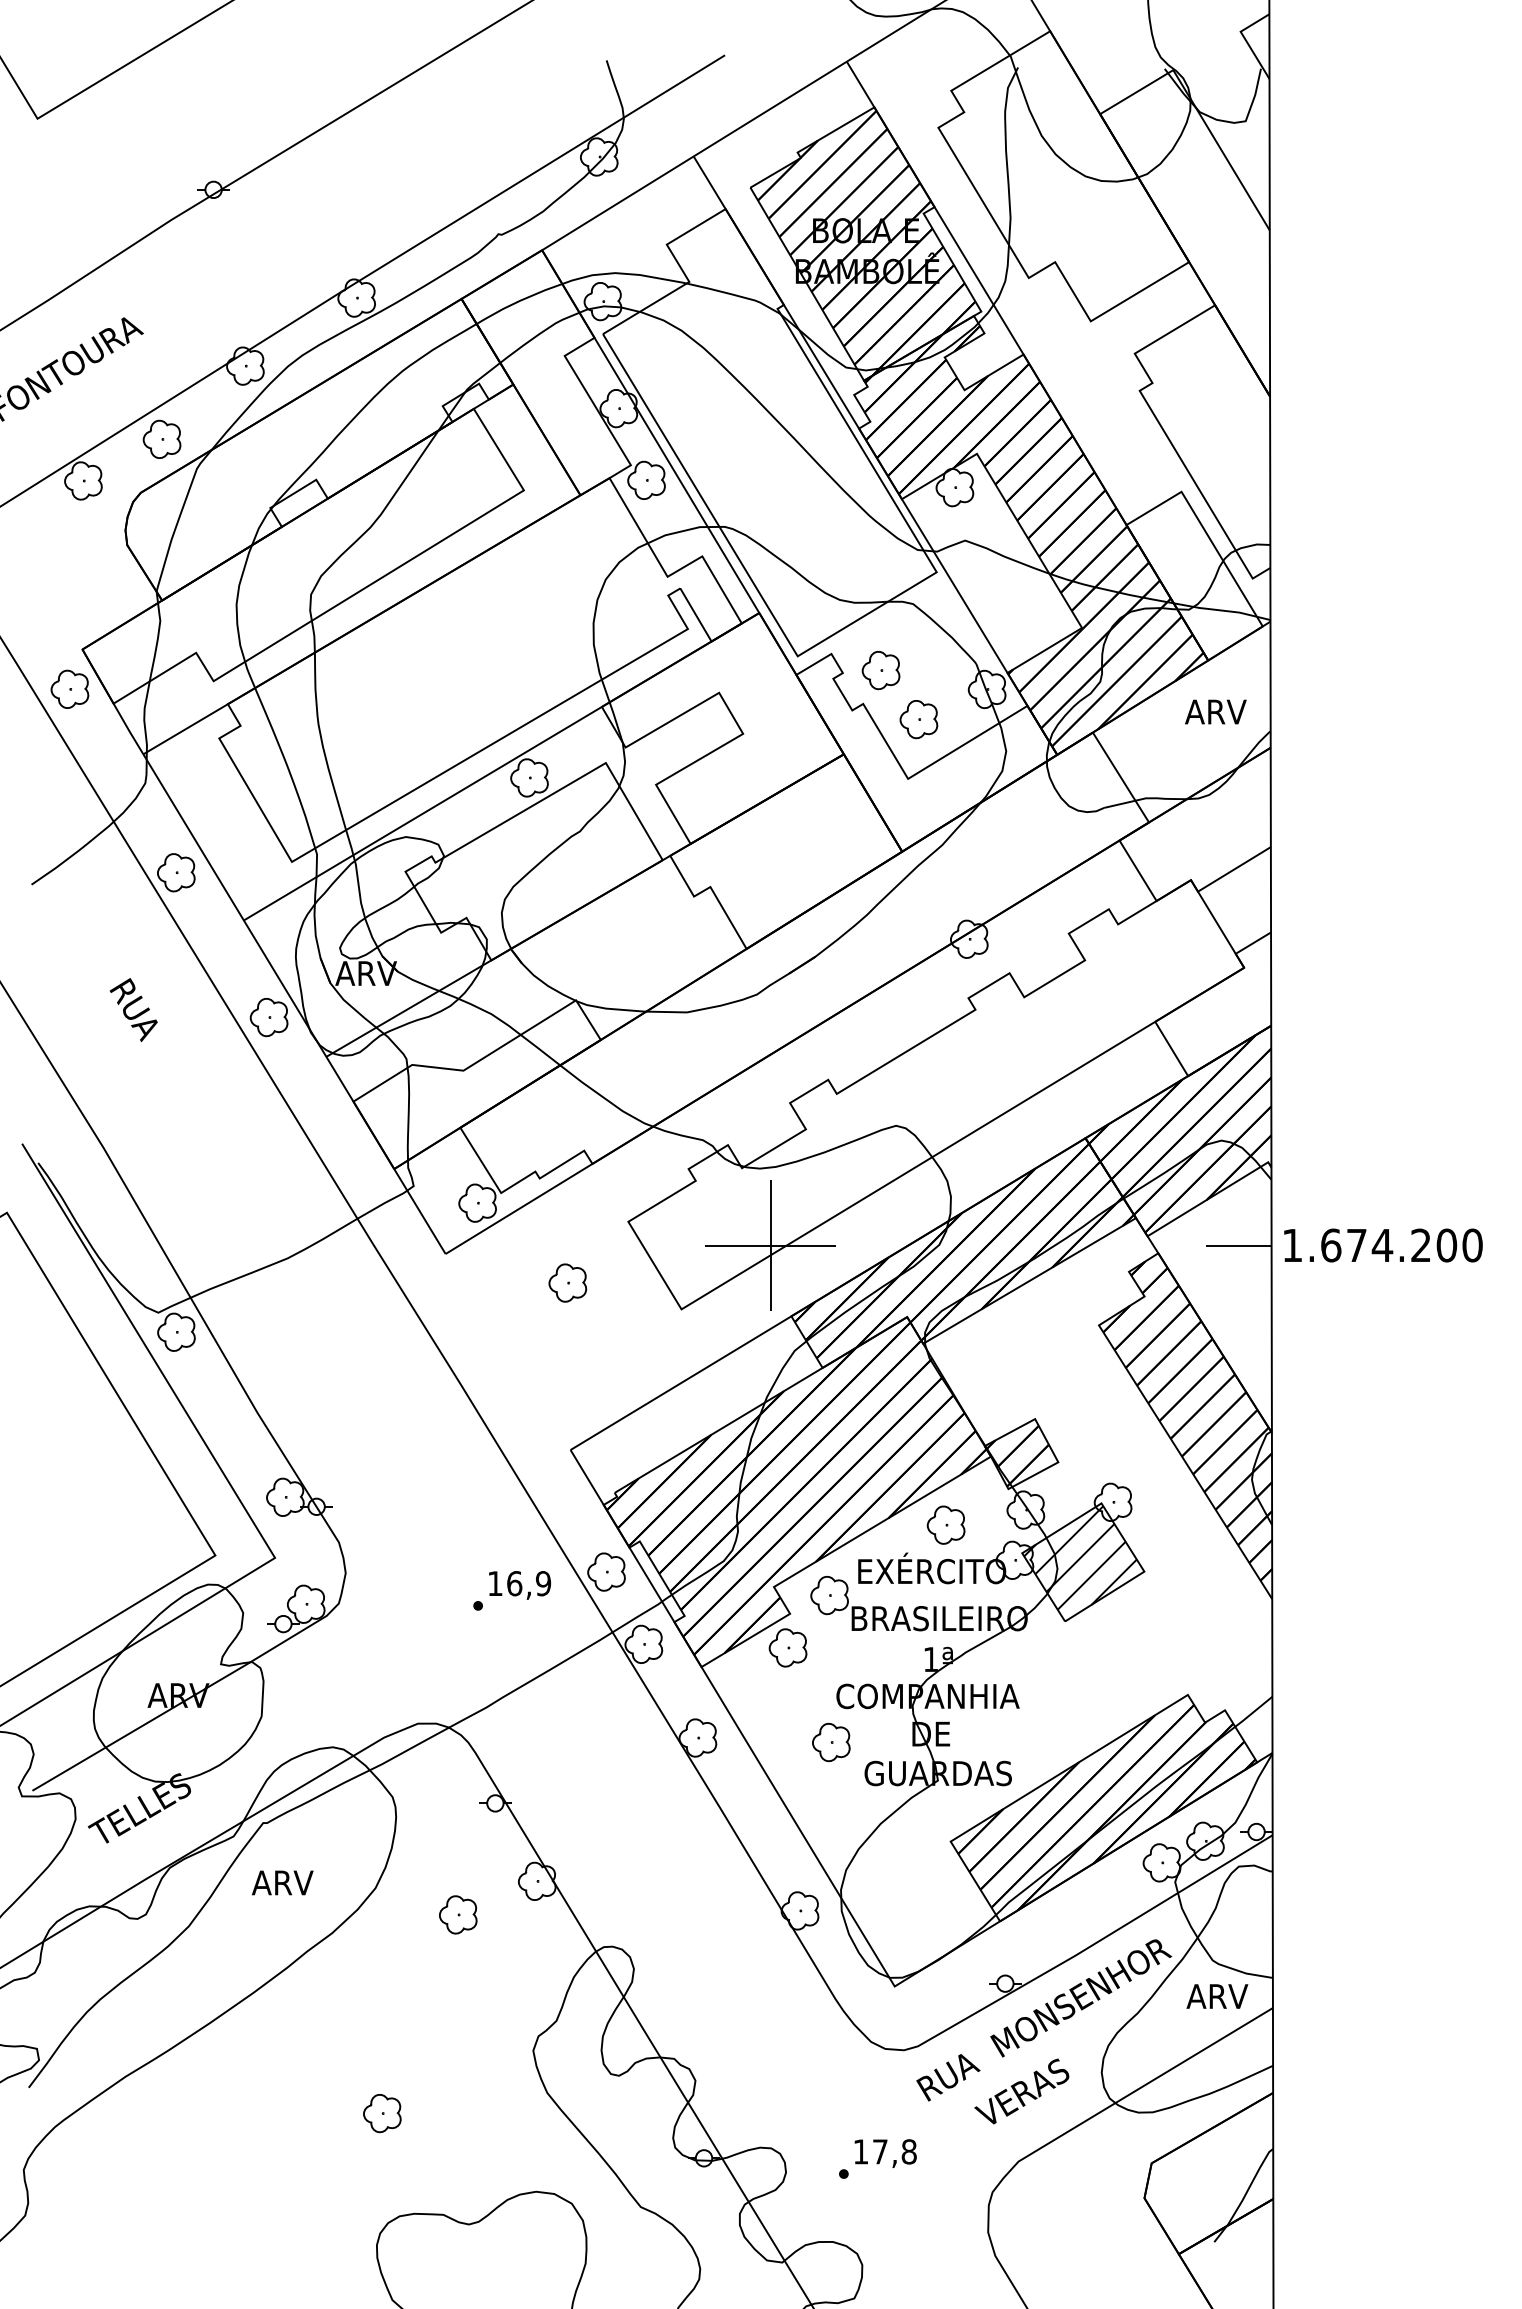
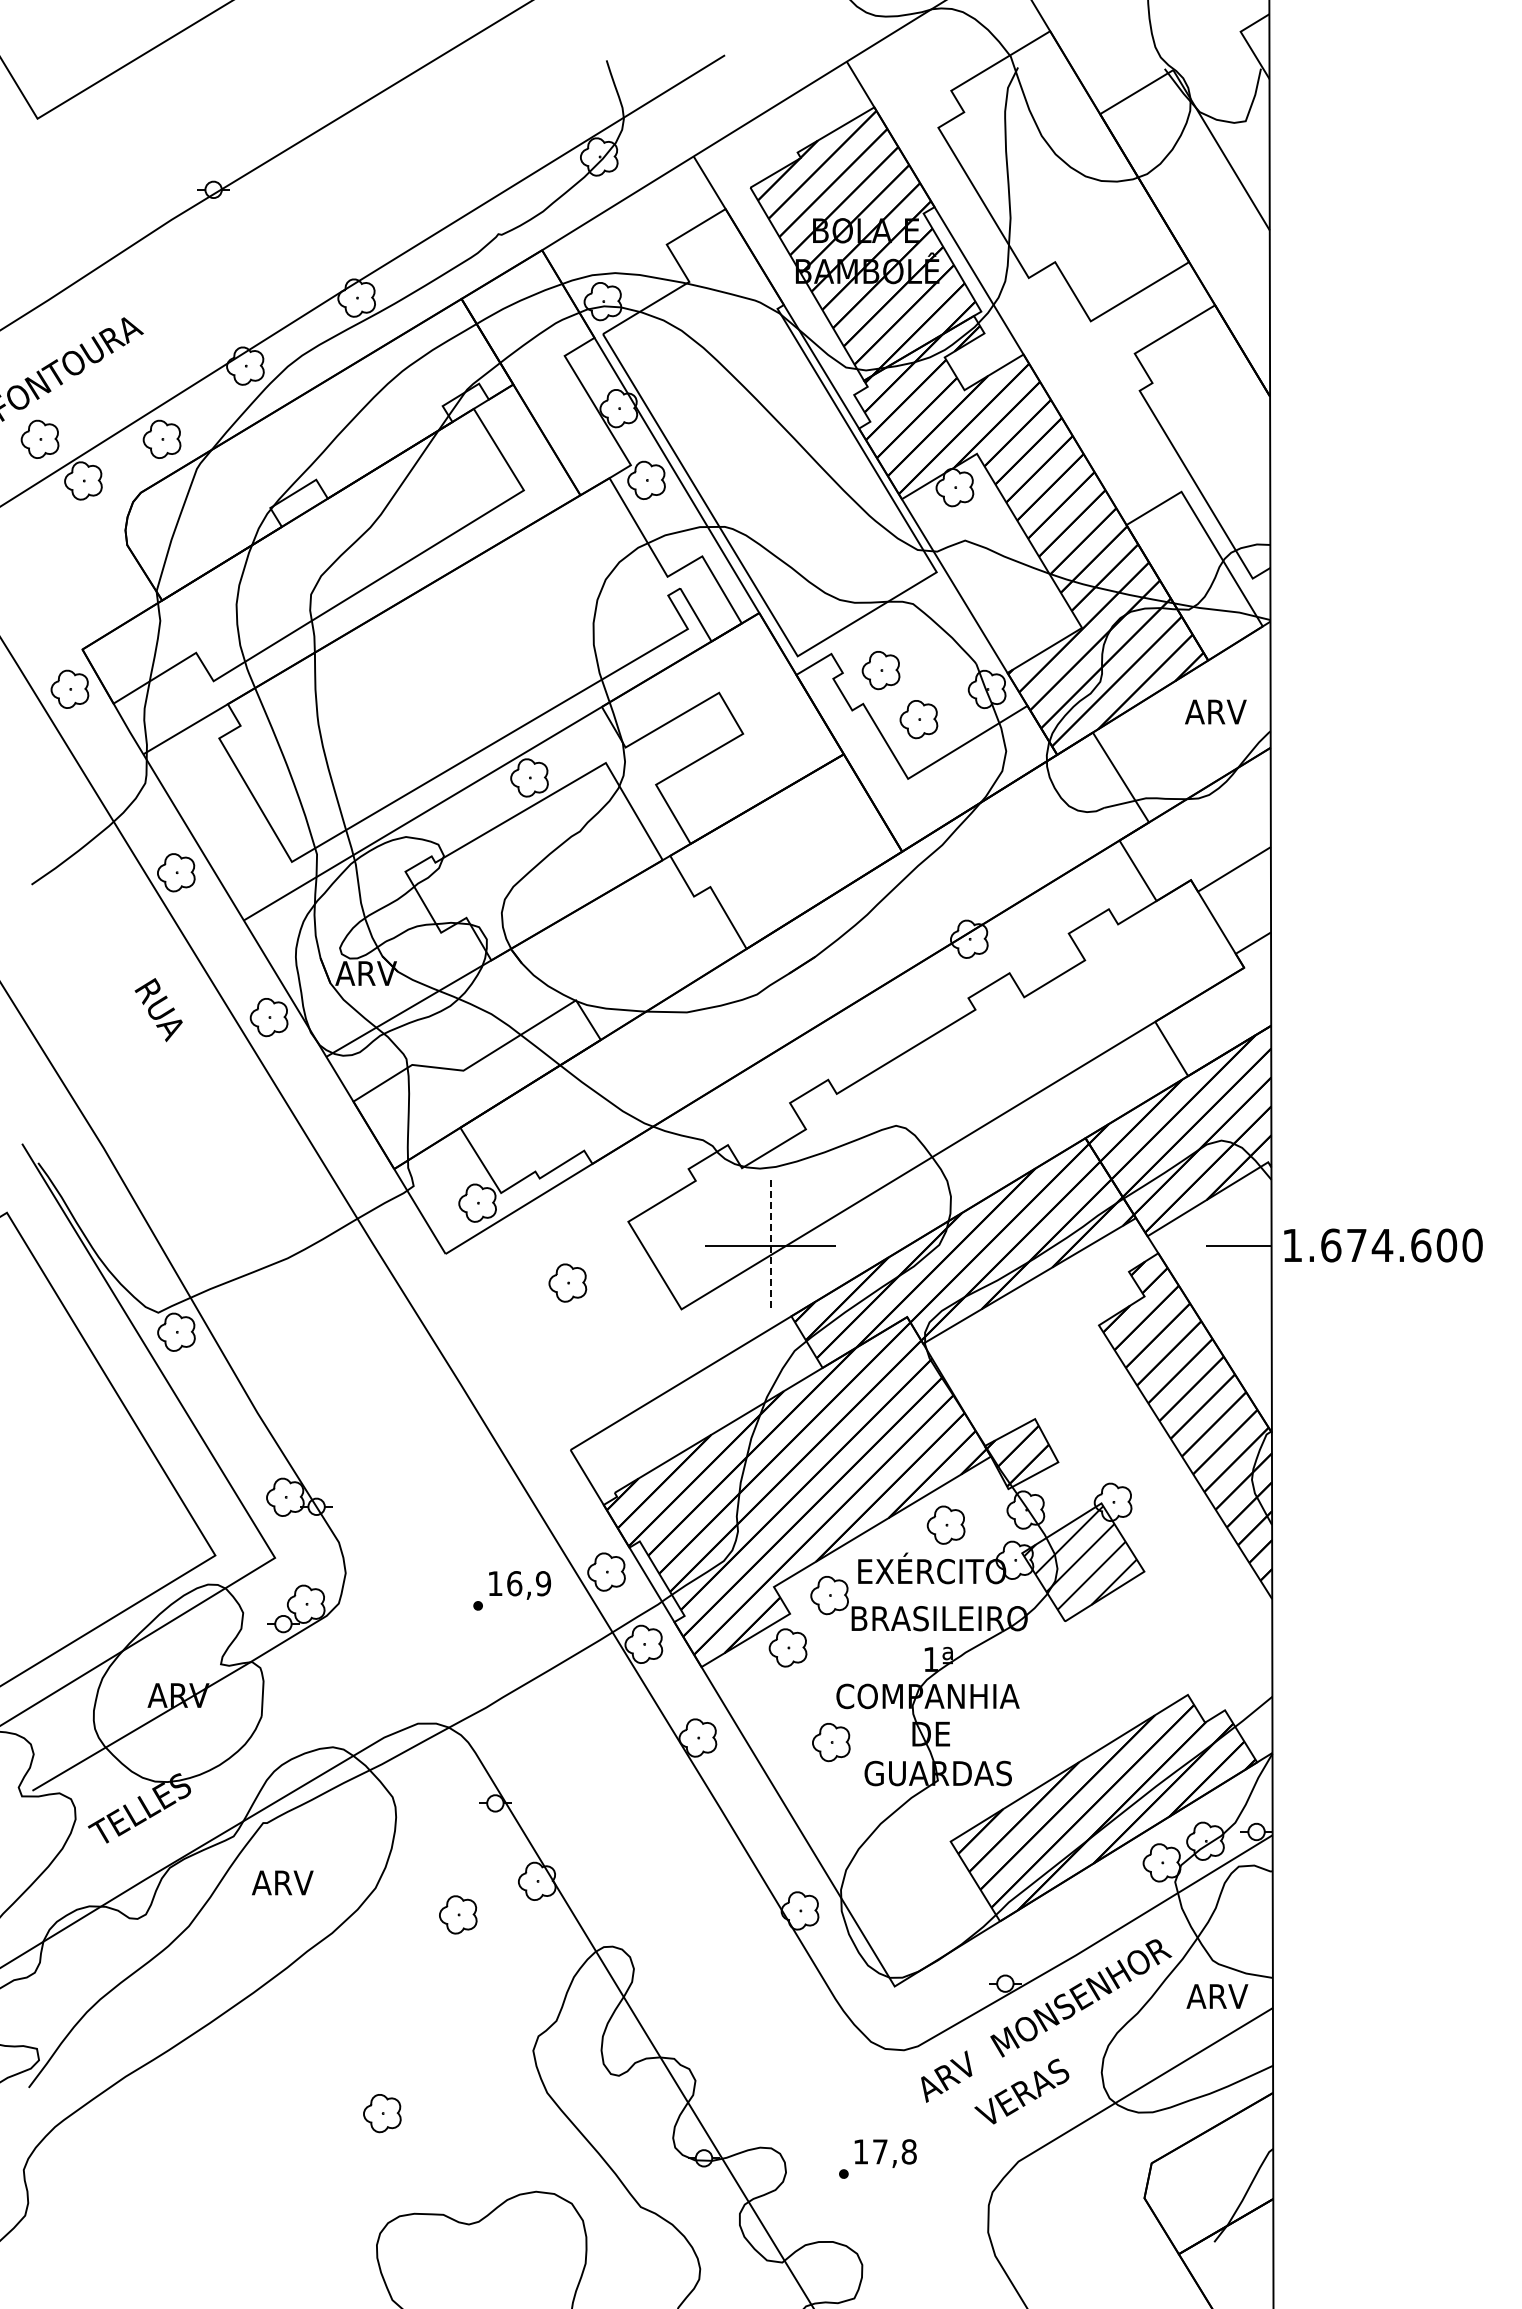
part: none -> present (39, 438)
text position: (133, 1010) -> (158, 1010) (158, 1010)
line: solid -> dashed (770, 1245)
text: 1.674.200 -> 1.674.600 (1421, 1245)
text: RUA -> ARV (948, 2076)
